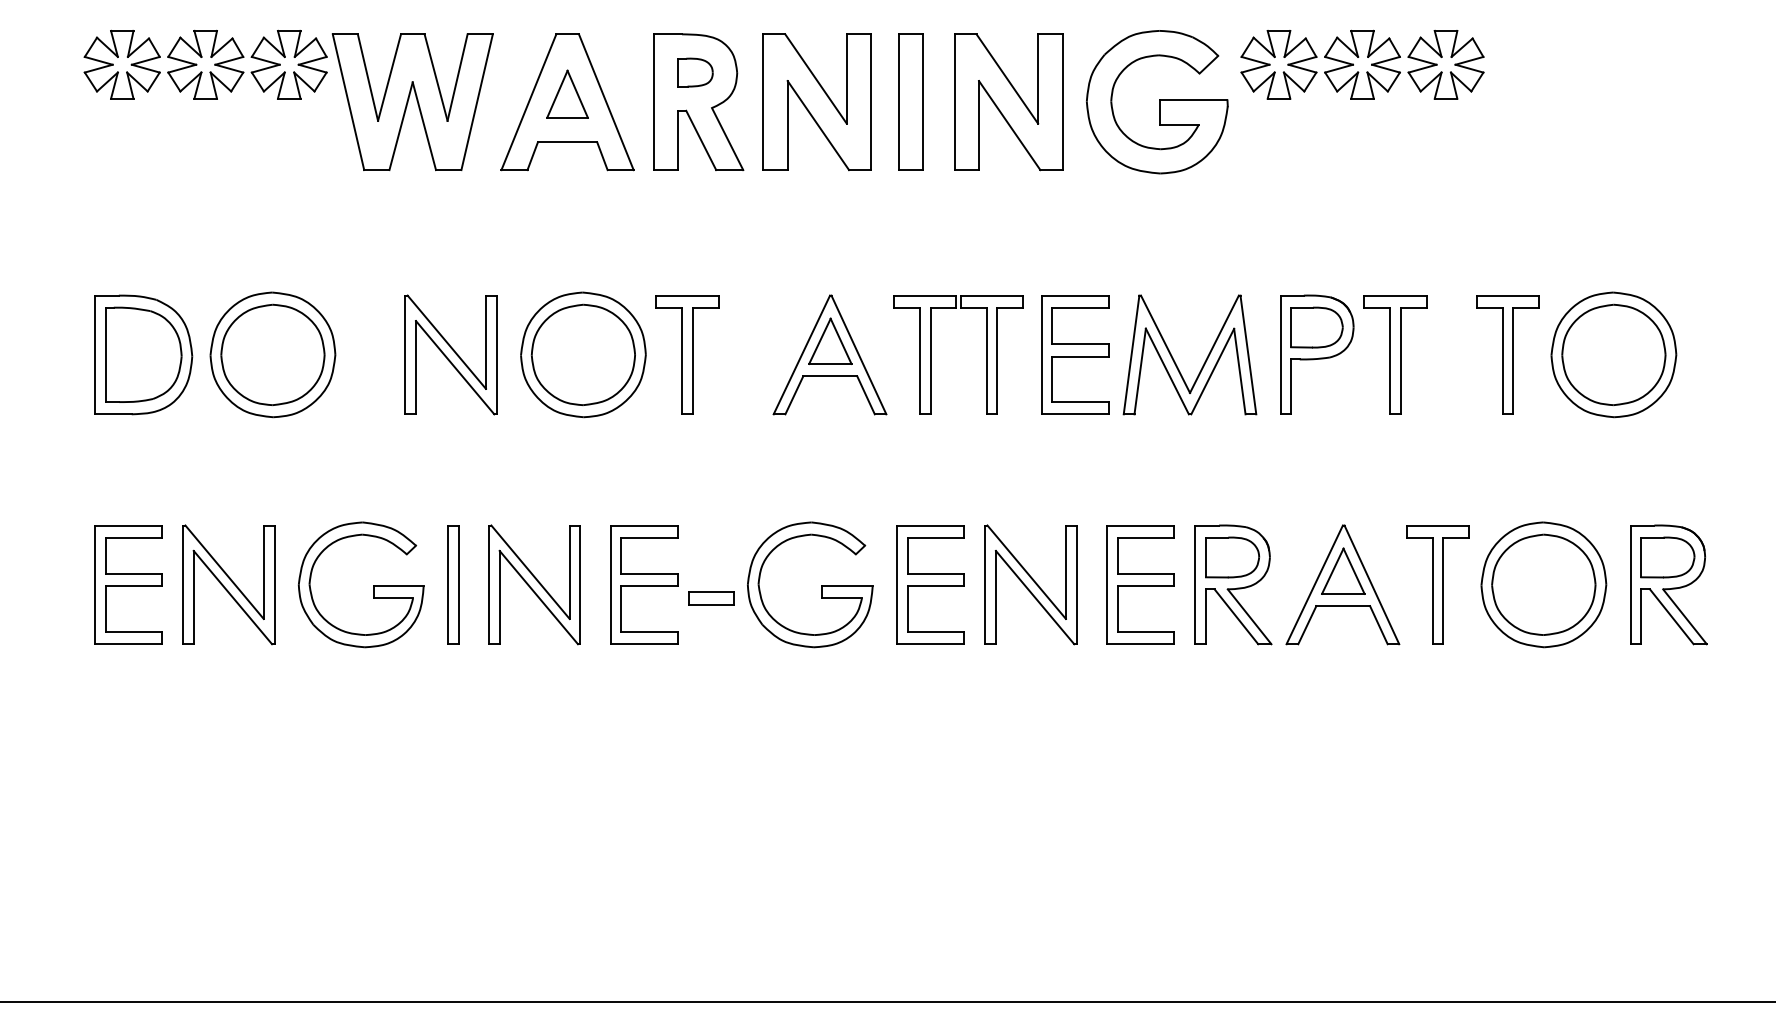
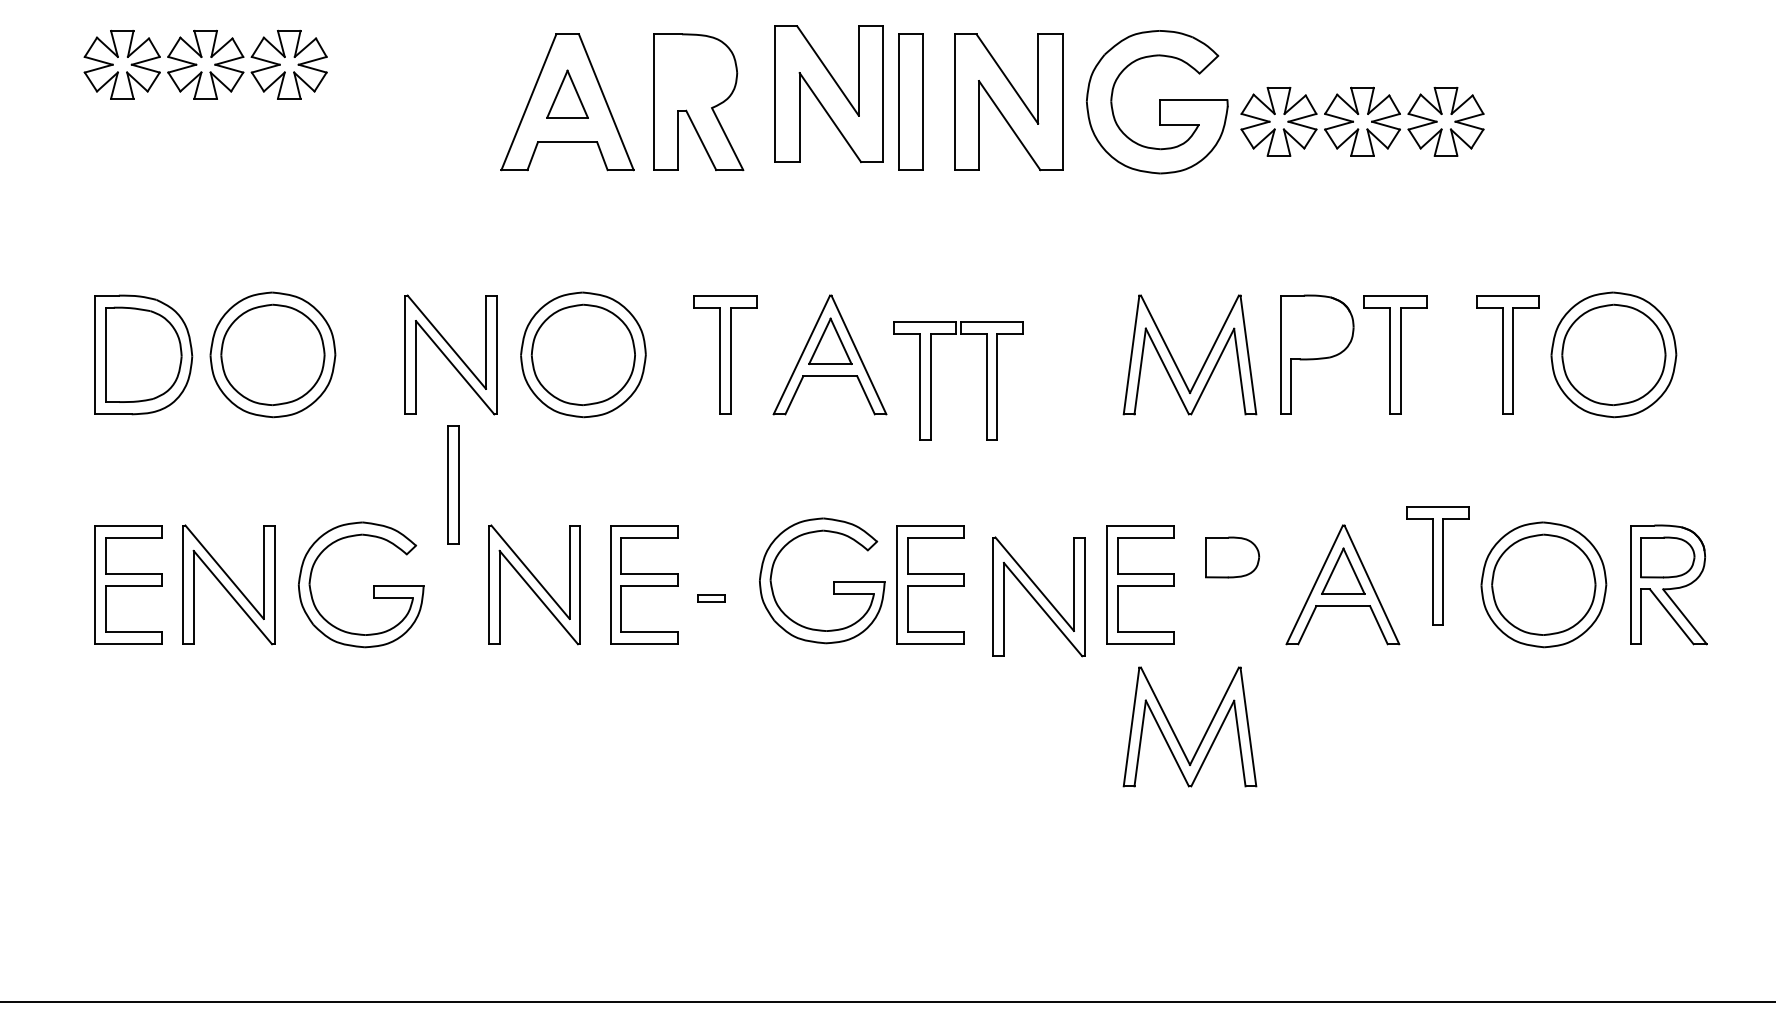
part position: (1362, 64) -> (1362, 121) (1362, 121)
part: present -> none (695, 72)
part: present -> none (412, 102)
part position: (816, 102) -> (828, 94) (828, 94)
part: present -> none (1316, 327)
part position: (687, 354) -> (725, 354) (725, 354)
part position: (931, 354) -> (931, 380) (931, 380)
part: present -> none (1075, 354)
part position: (453, 584) -> (453, 484) (453, 484)
part position: (1030, 584) -> (1038, 596) (1038, 596)
part: present -> none (1233, 584)
part position: (1437, 584) -> (1437, 565) (1437, 565)
part position: (821, 585) -> (833, 581) (833, 581)
part size: 47x15 px -> 29x9 px (711, 598)
part: none -> present (1175, 733)
